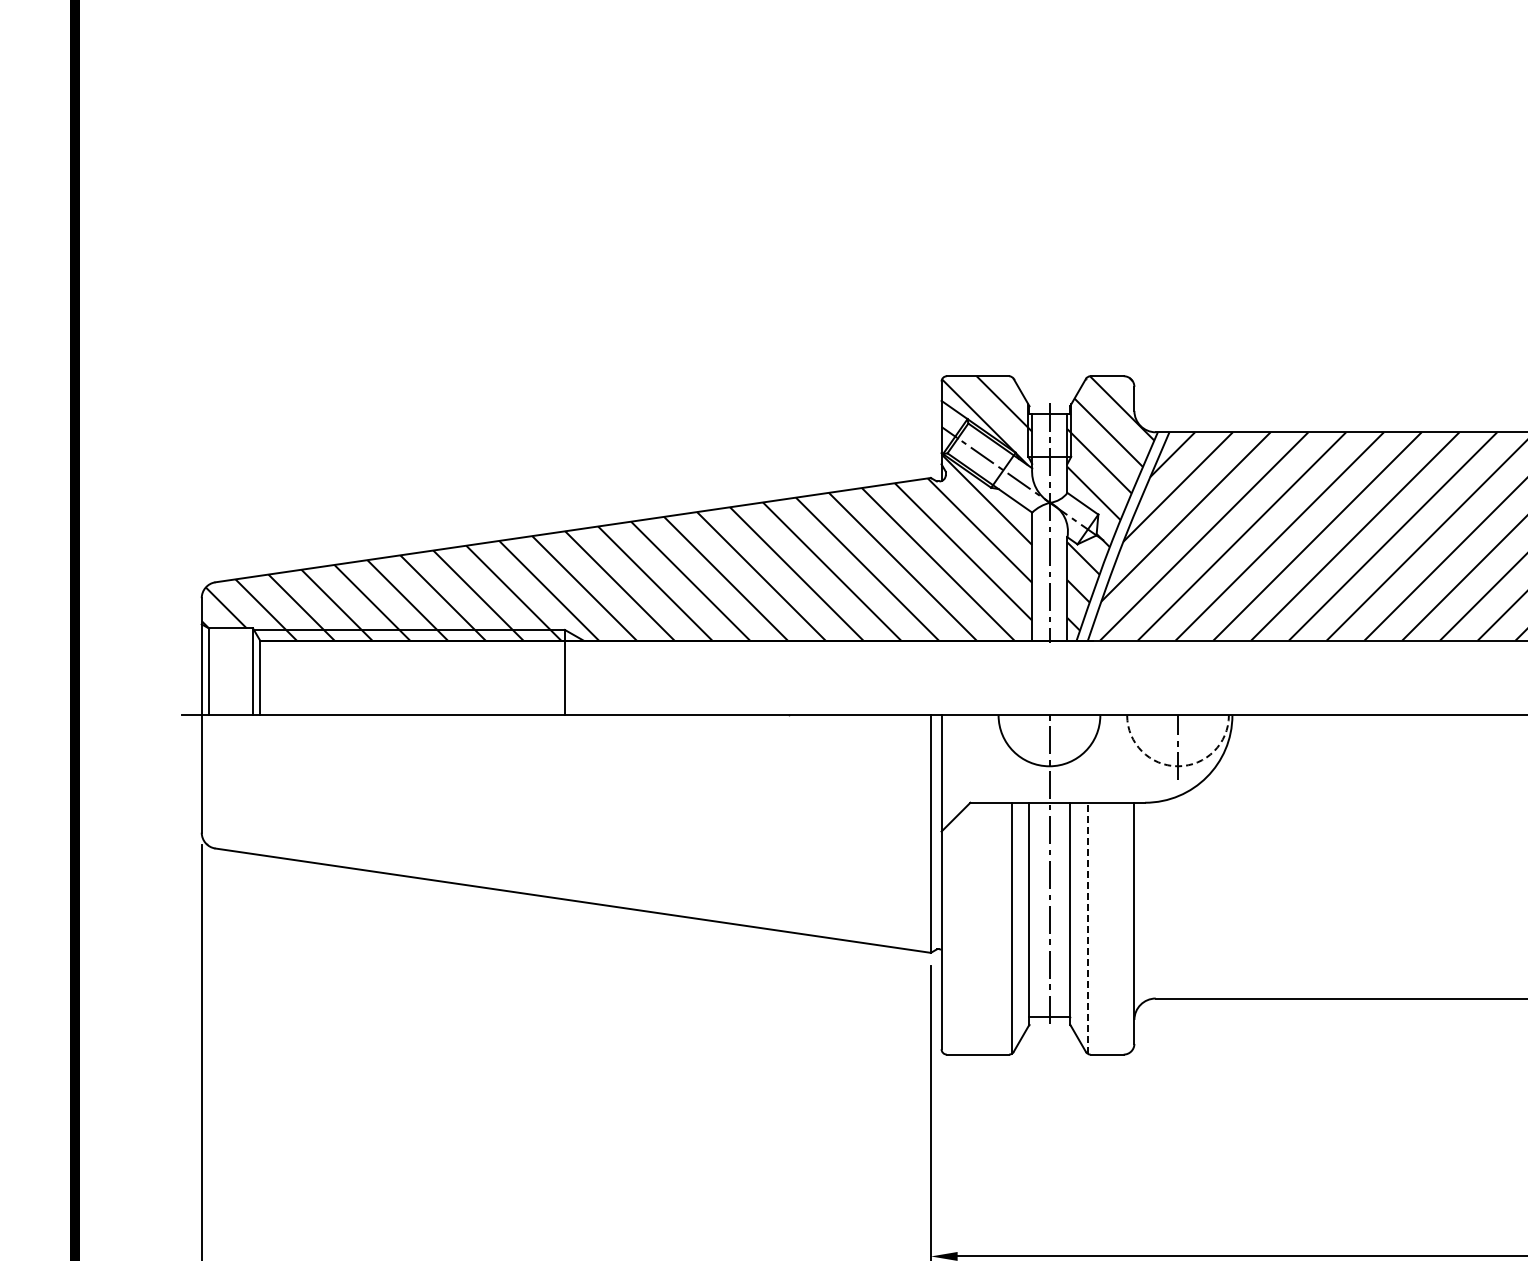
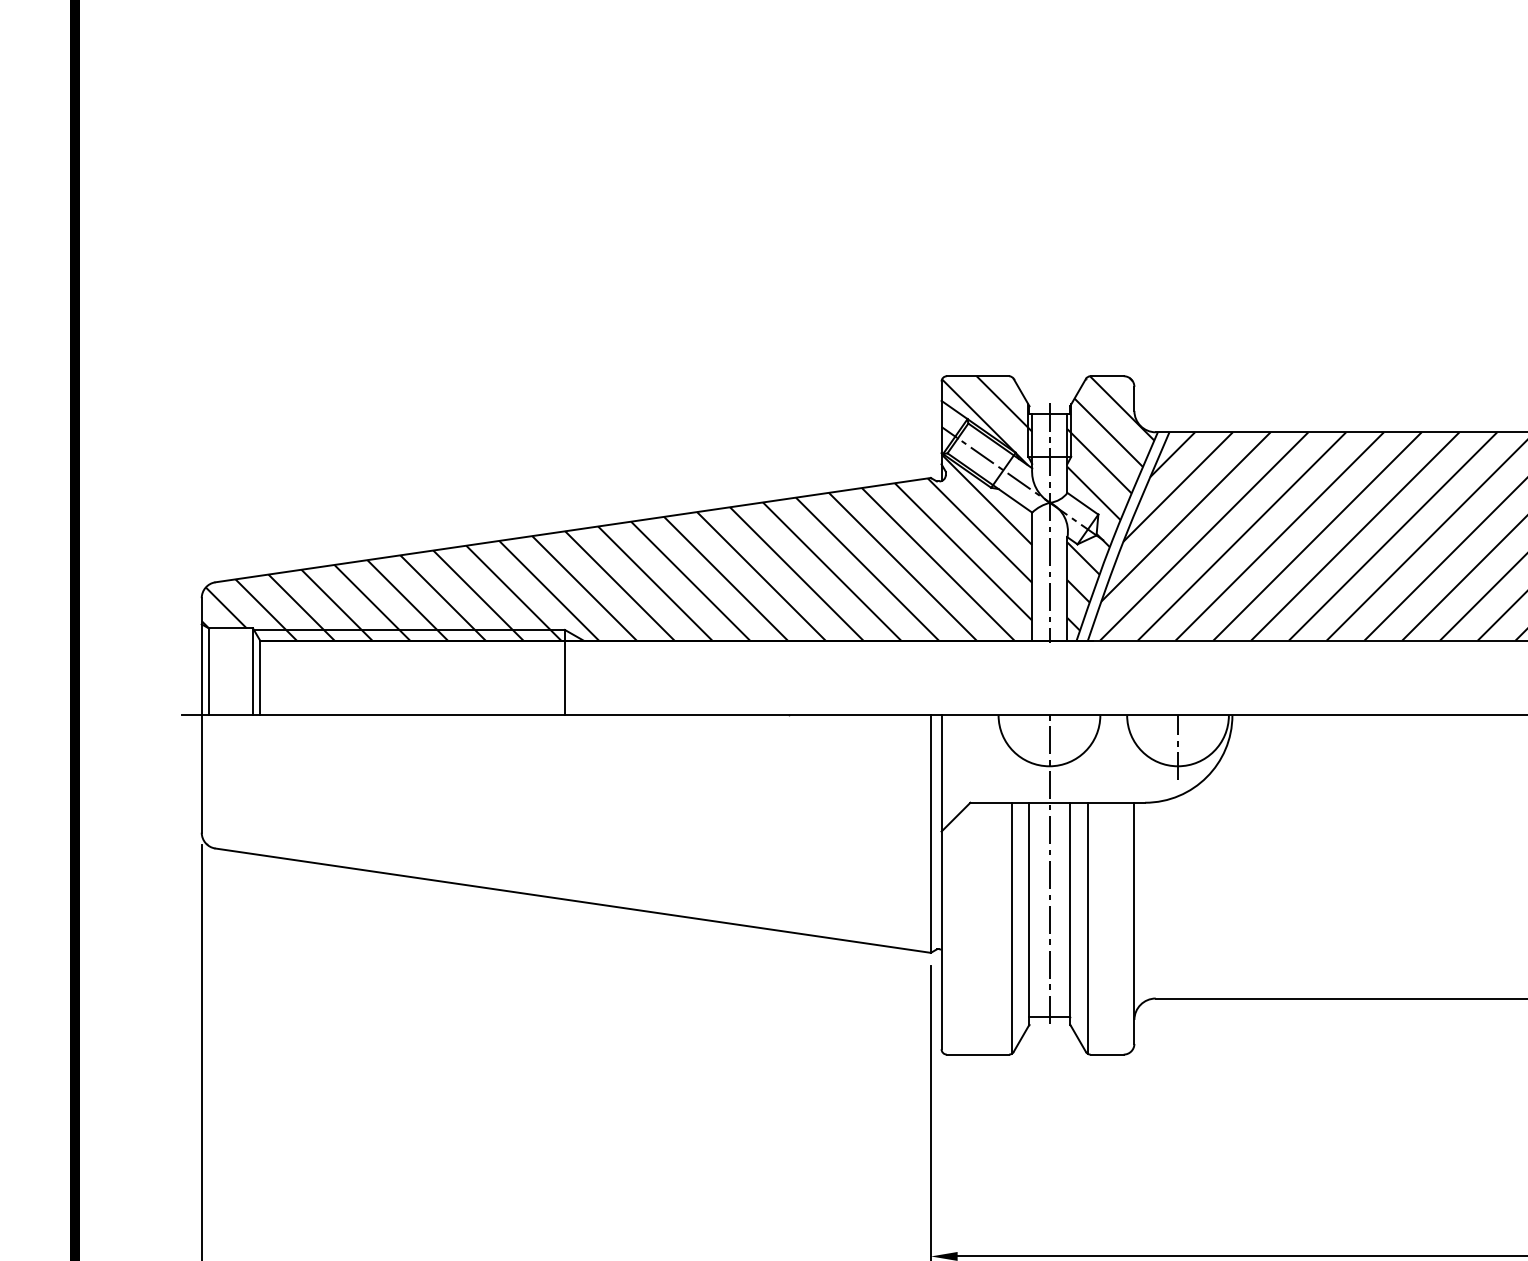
arc: dashed -> solid (1178, 766)
line: dashed -> solid (1087, 927)
